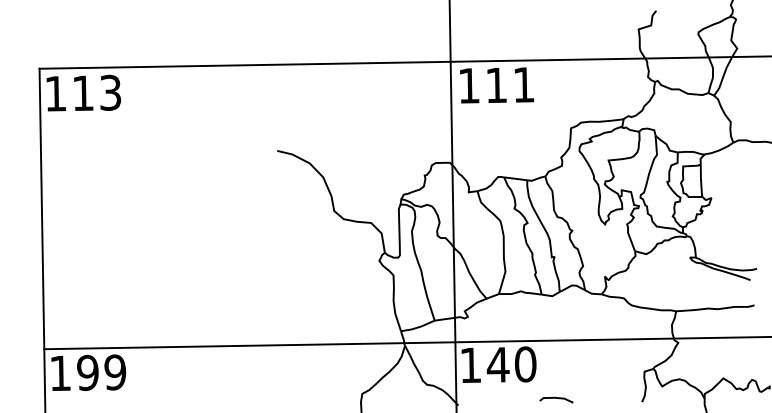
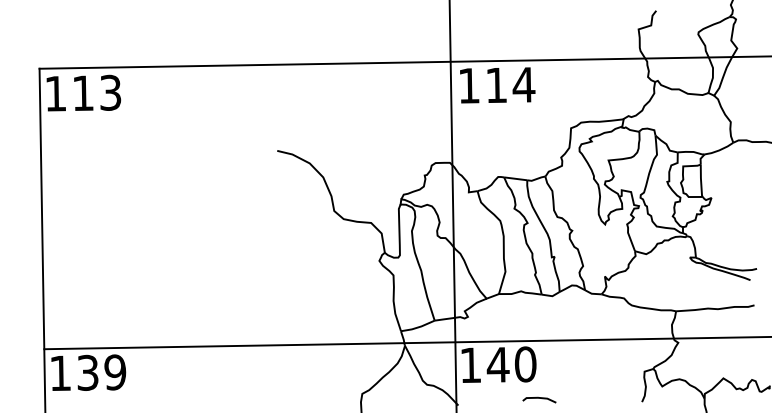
text: 111 -> 114 (523, 84)
text: 199 -> 139 (87, 372)
line position: (556, 398) -> (539, 398) (539, 398)
